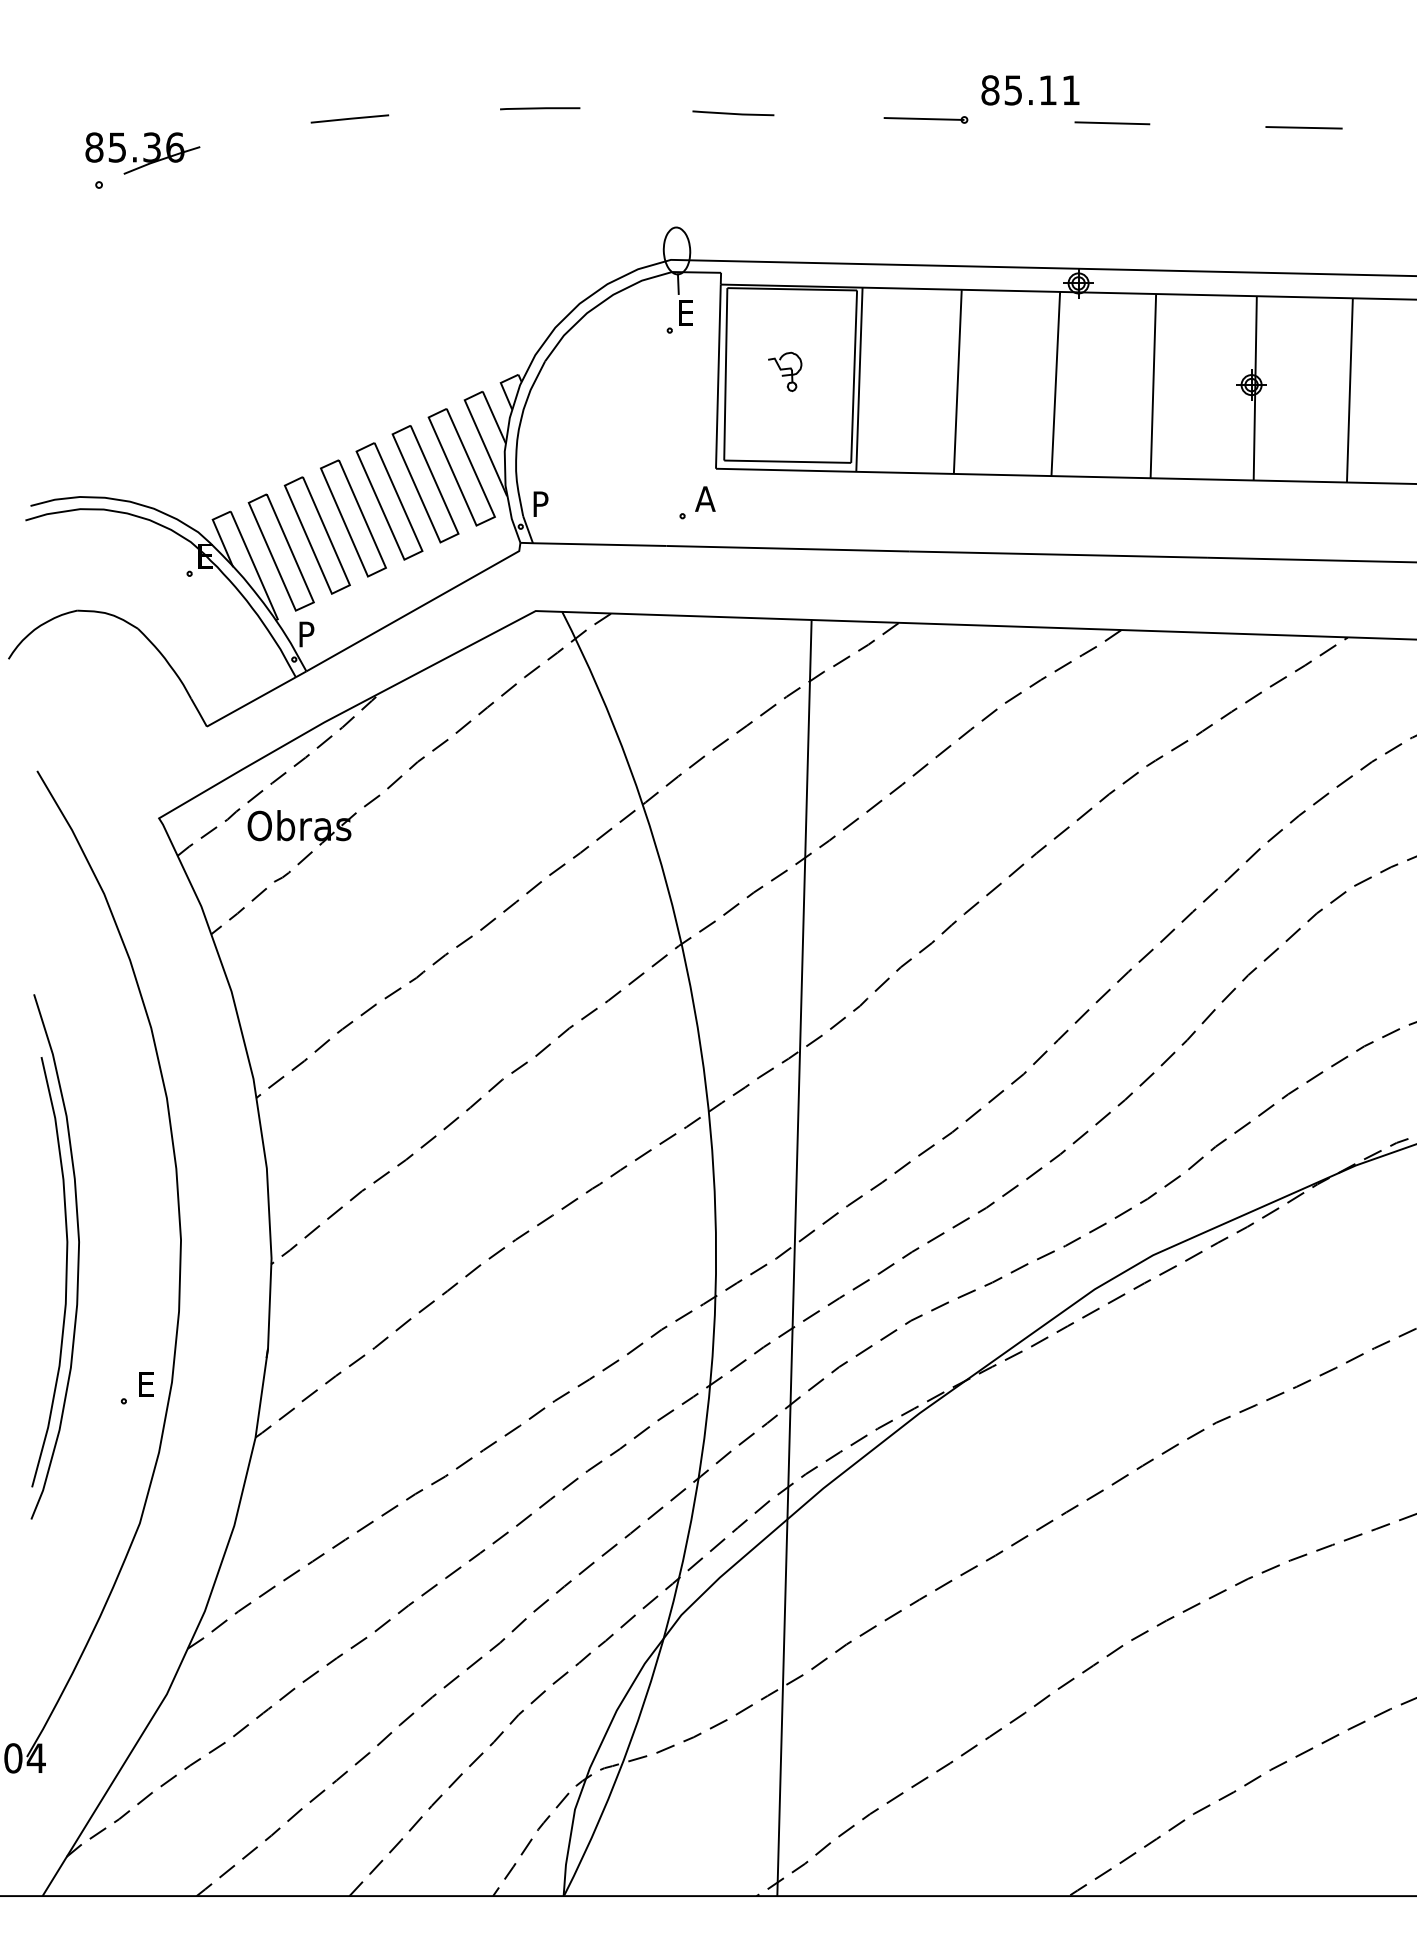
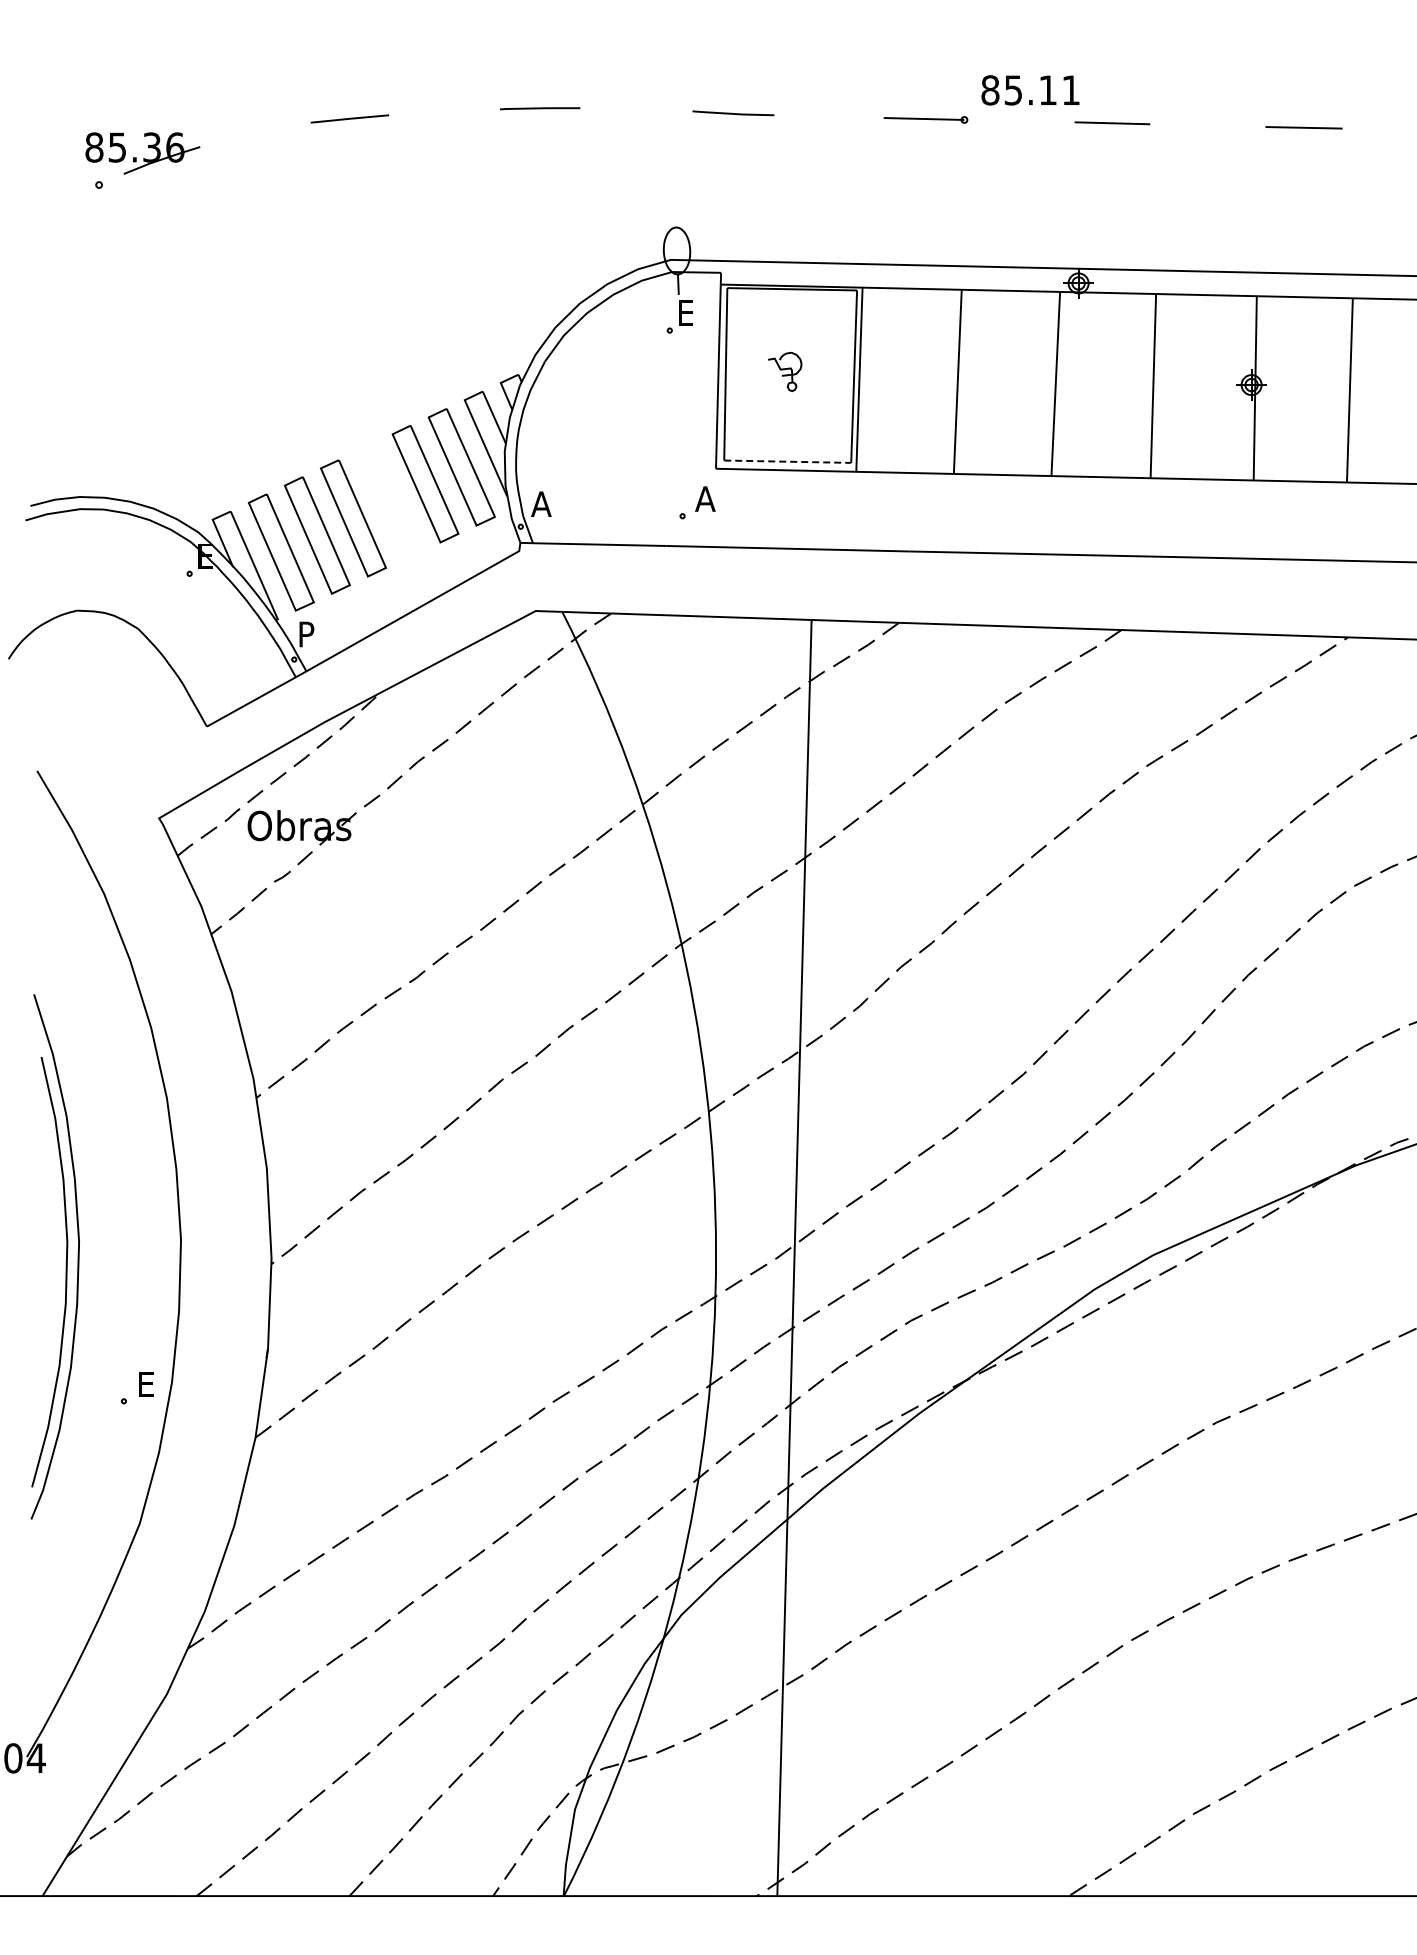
line: solid -> dashed (787, 461)
part: present -> none (389, 501)
text: P -> A (541, 503)
